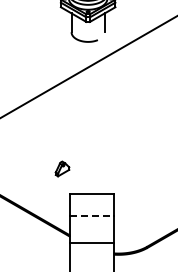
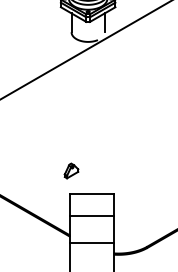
line position: (88, 67) -> (85, 50) (85, 50)
part position: (62, 168) -> (71, 170) (71, 170)
line: dashed -> solid (92, 216)
